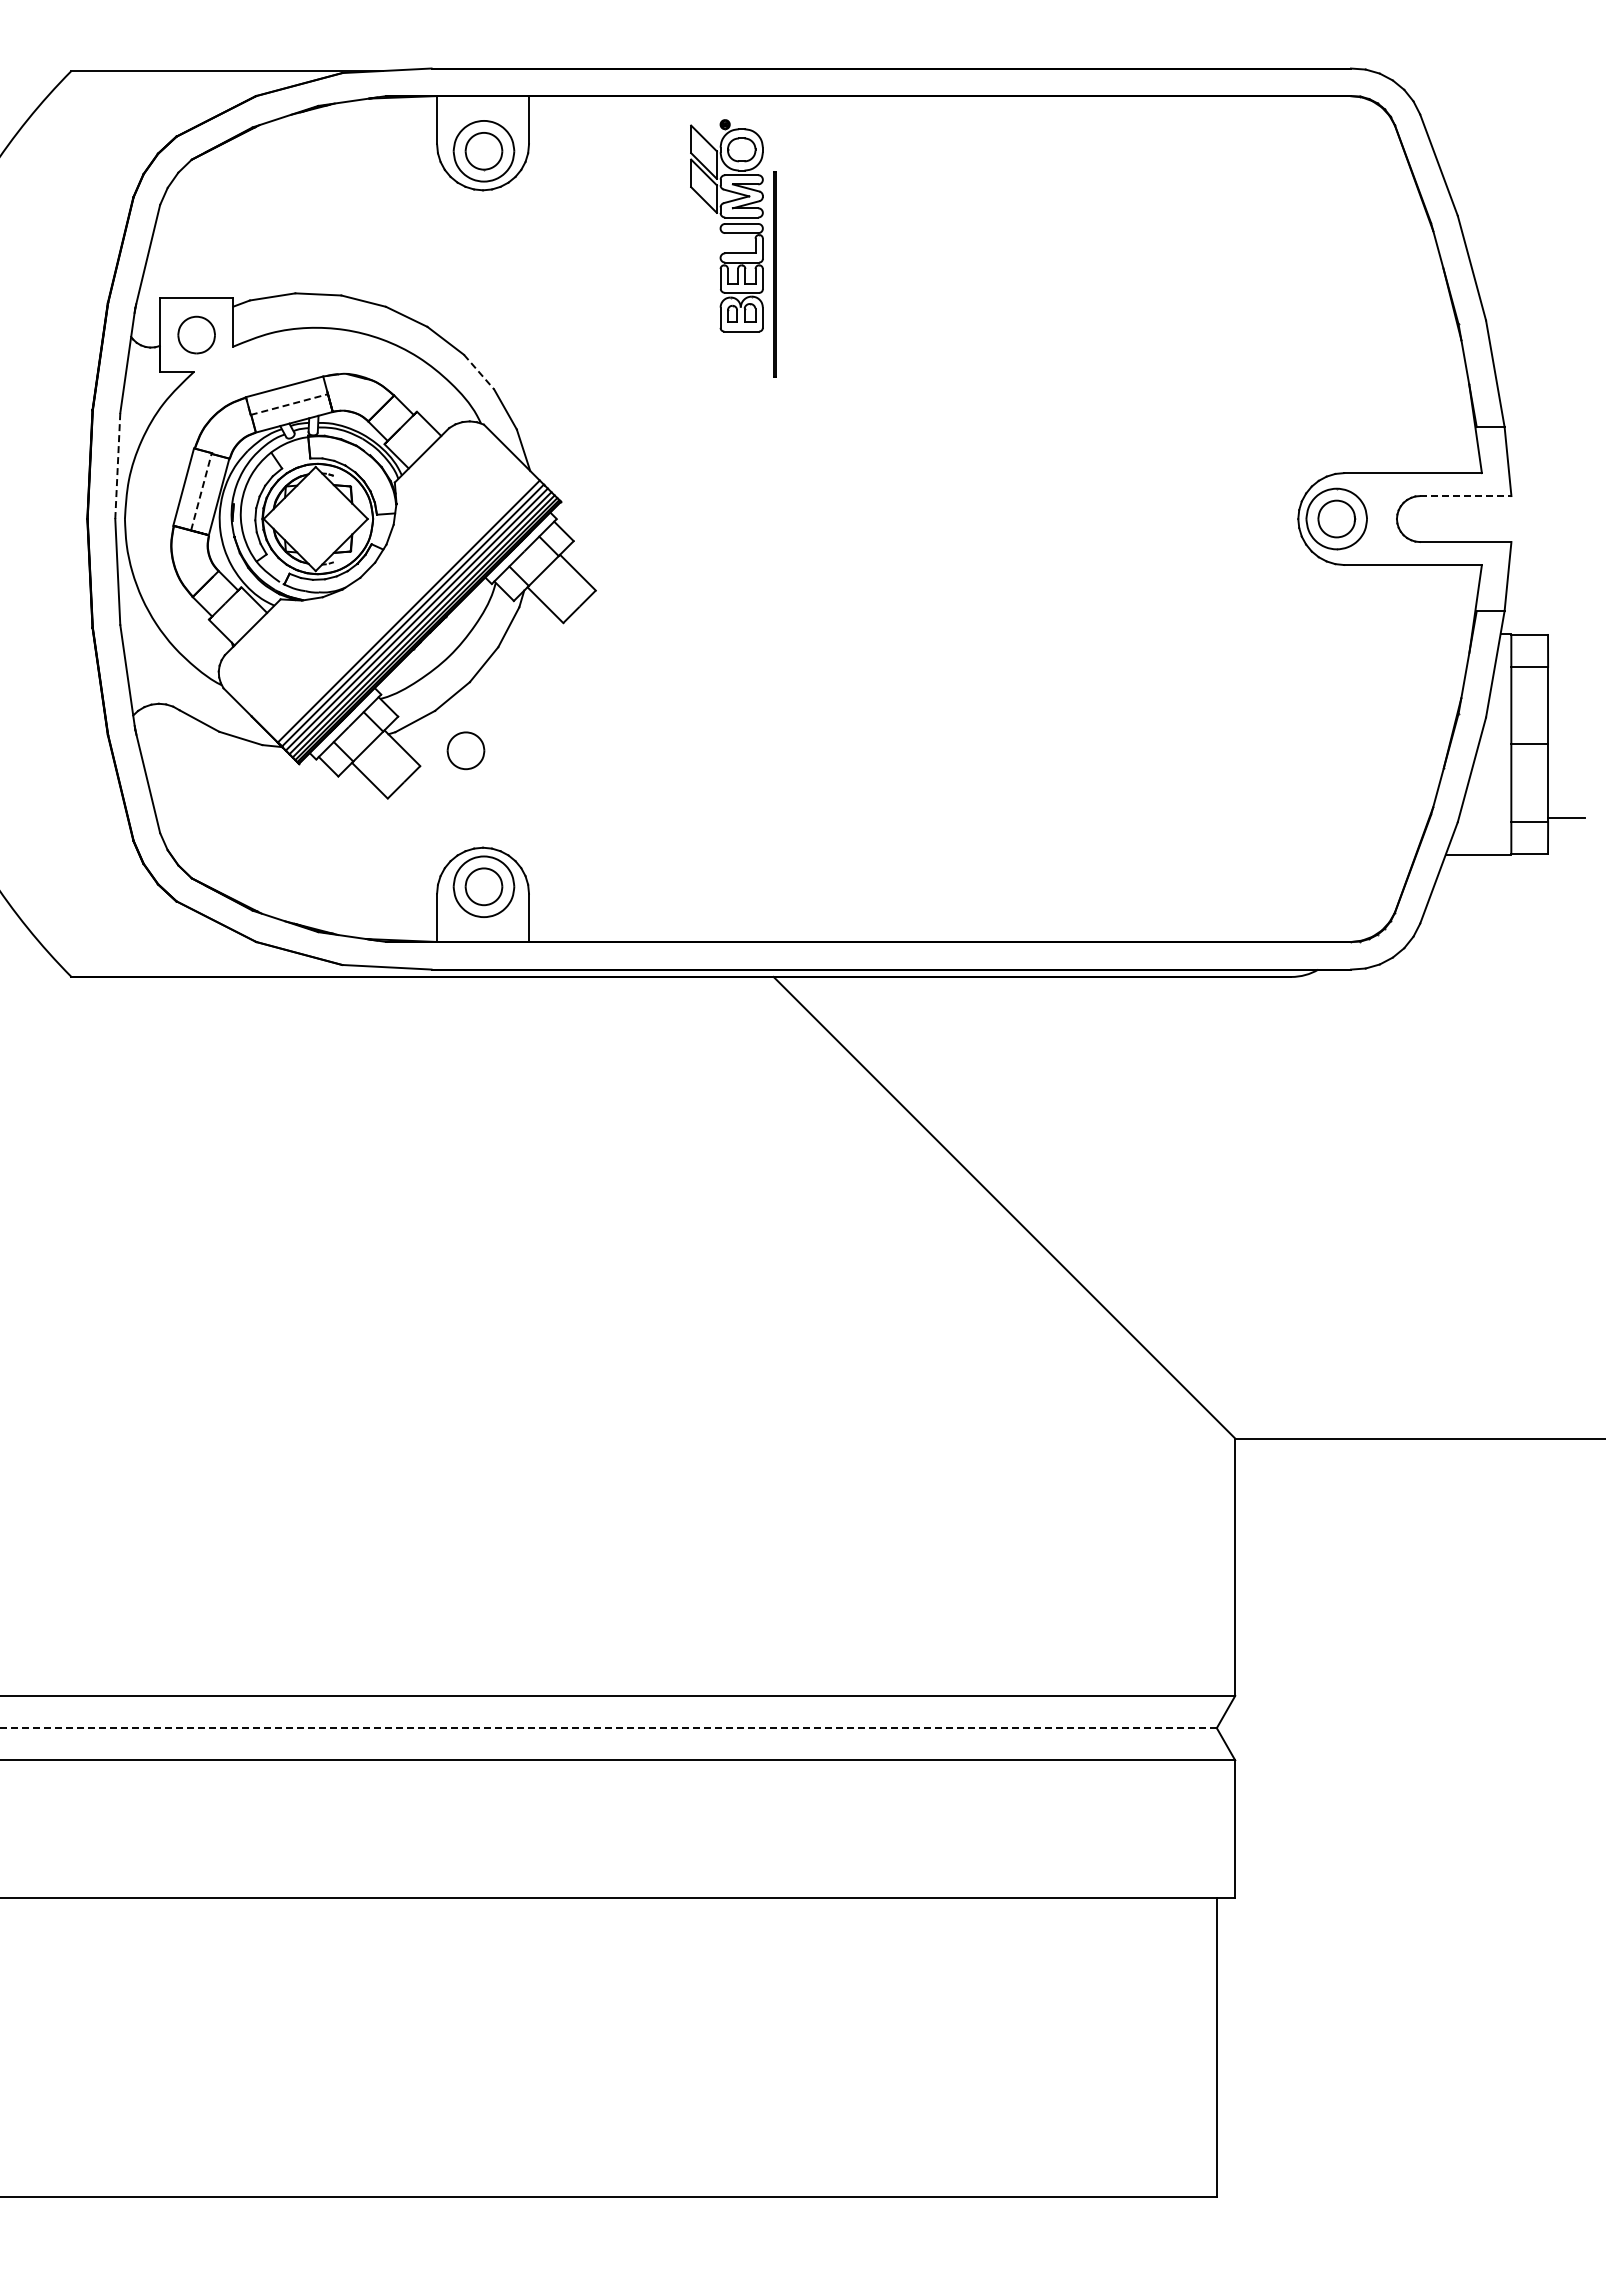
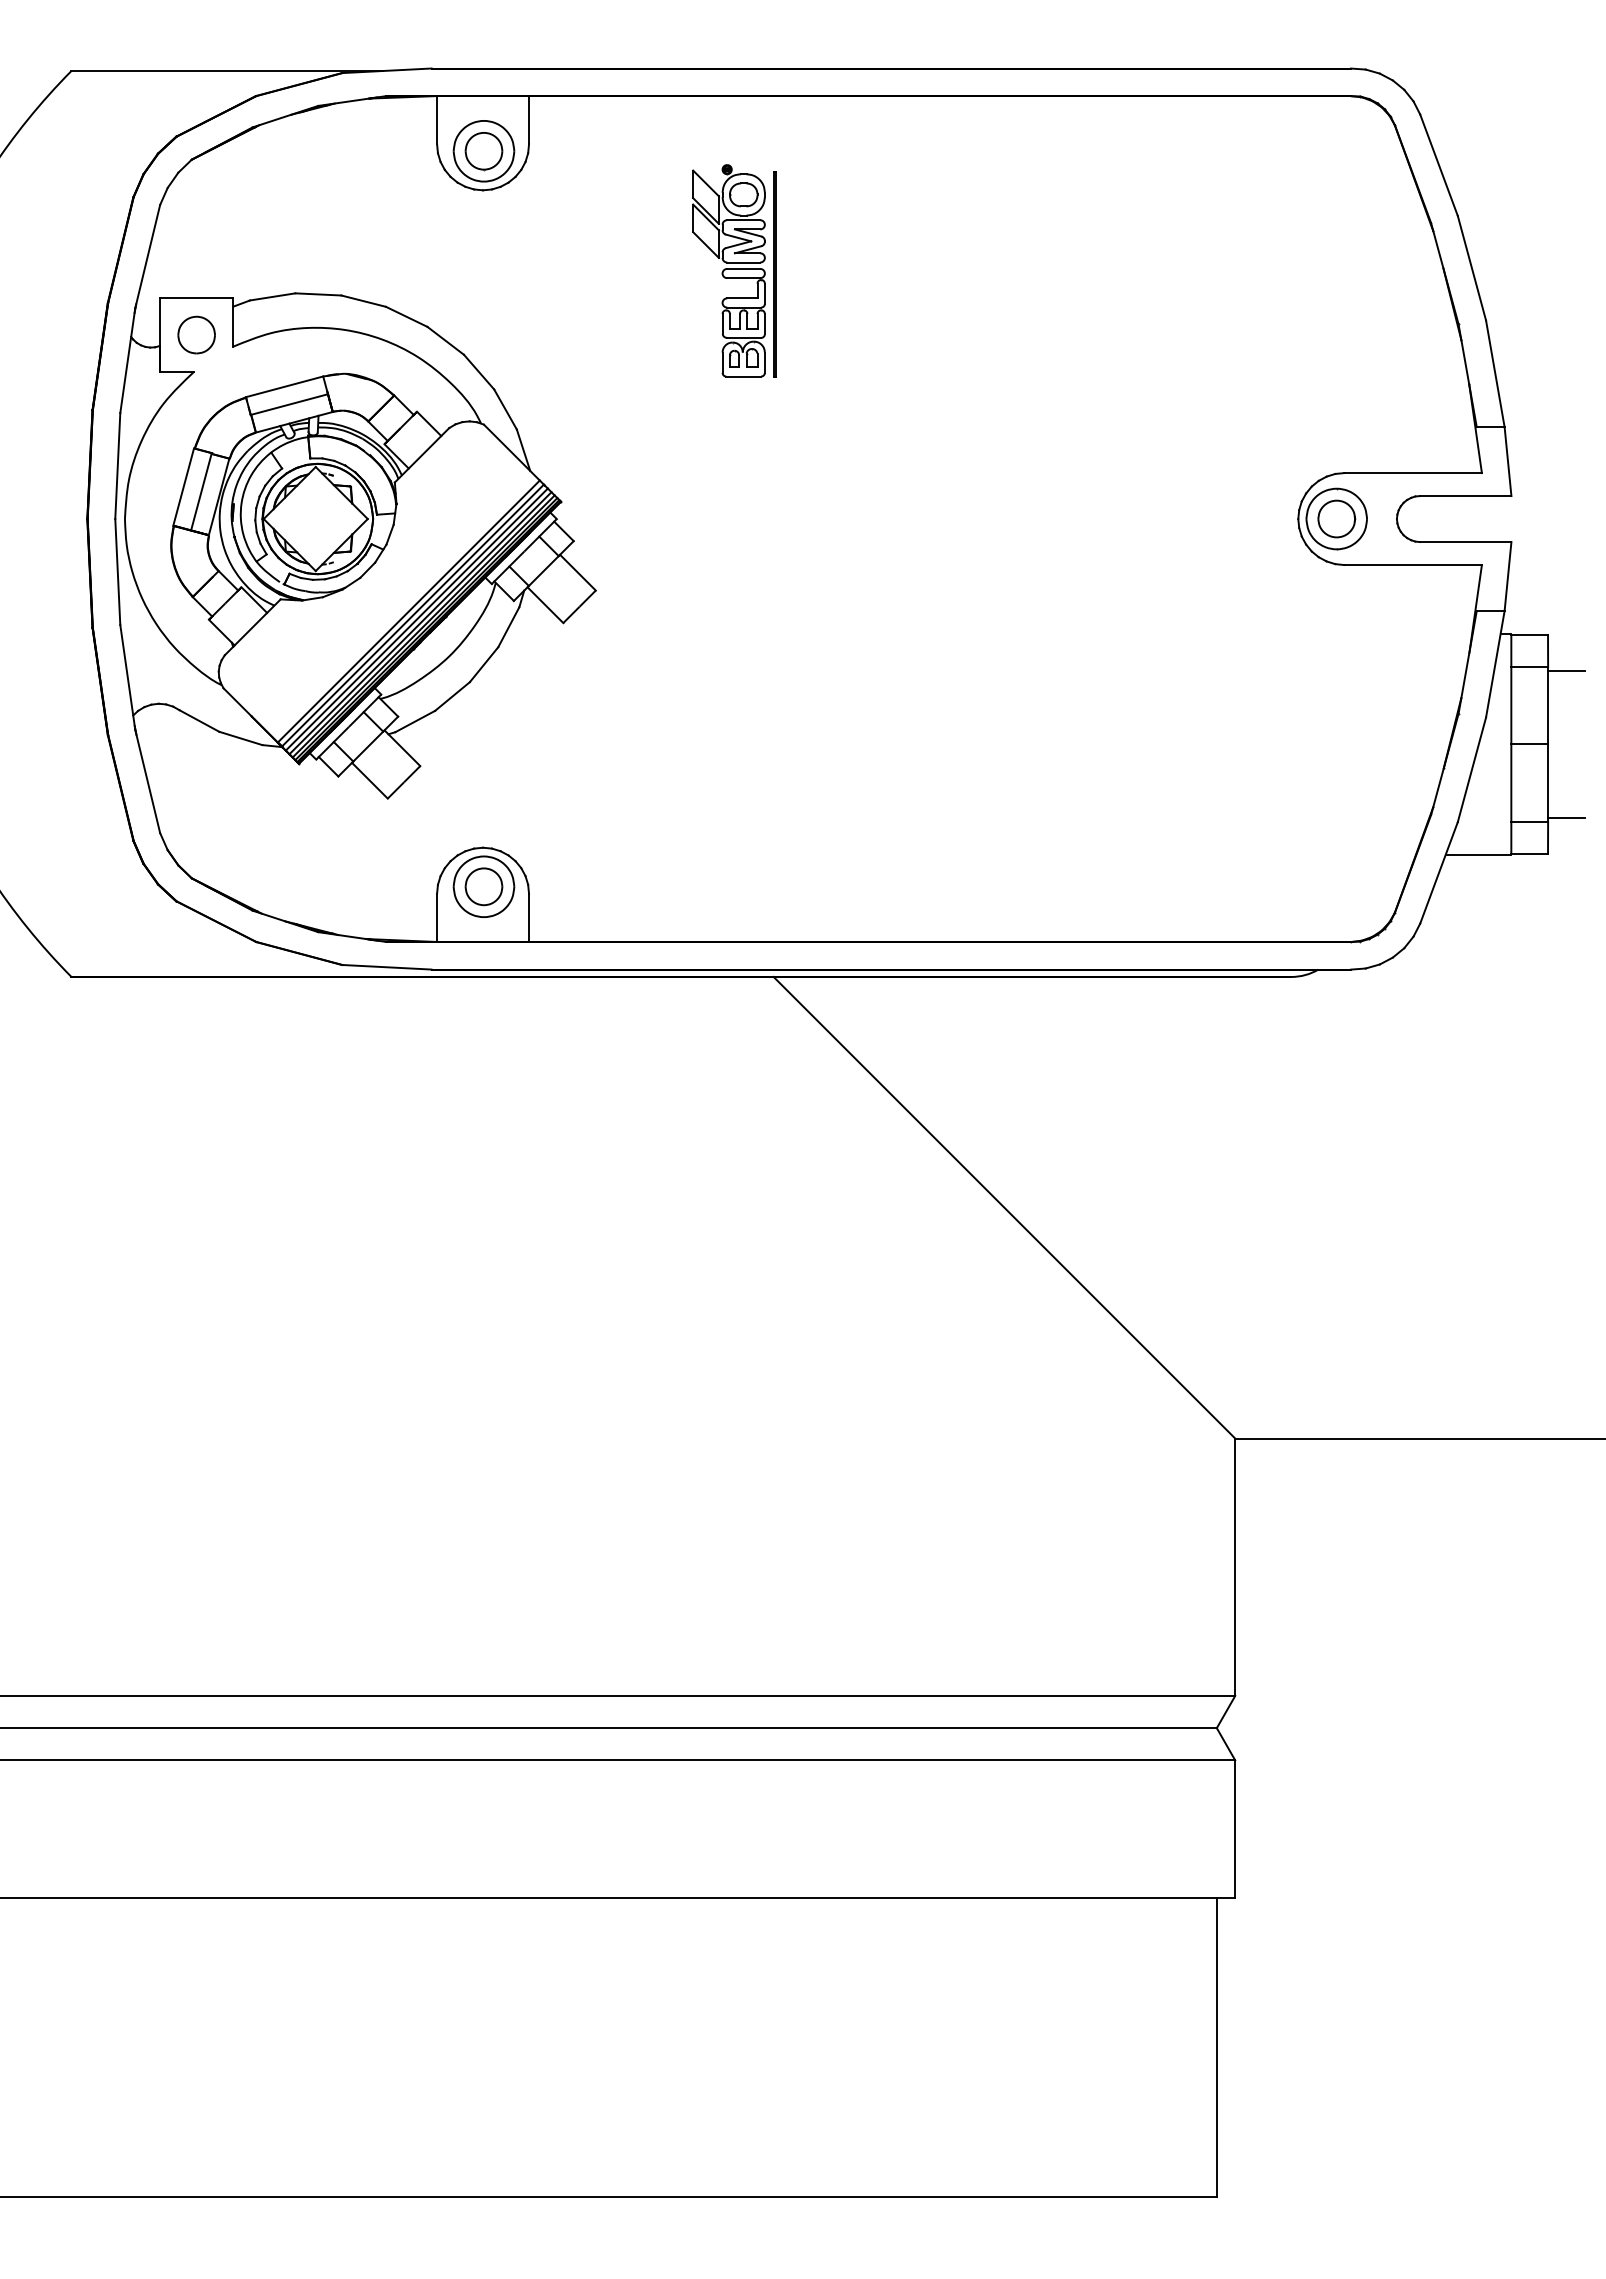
part position: (726, 225) -> (728, 270) (728, 270)
line: dashed -> solid (479, 372)
line: dashed -> solid (289, 404)
line: dashed -> solid (117, 465)
line: dashed -> solid (201, 491)
line: dashed -> solid (1465, 496)
line: none -> present (1566, 670)
part: present -> none (465, 750)
line: dashed -> solid (608, 1728)
